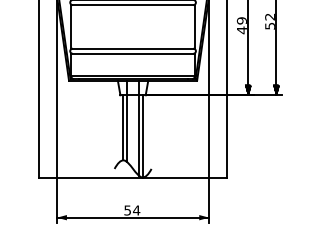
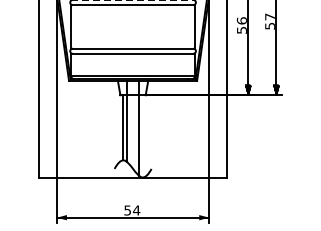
line: solid -> dashed (133, 0)
text: 52 -> 57 (269, 16)
text: 49 -> 56 (241, 25)
line: present -> none (143, 136)
